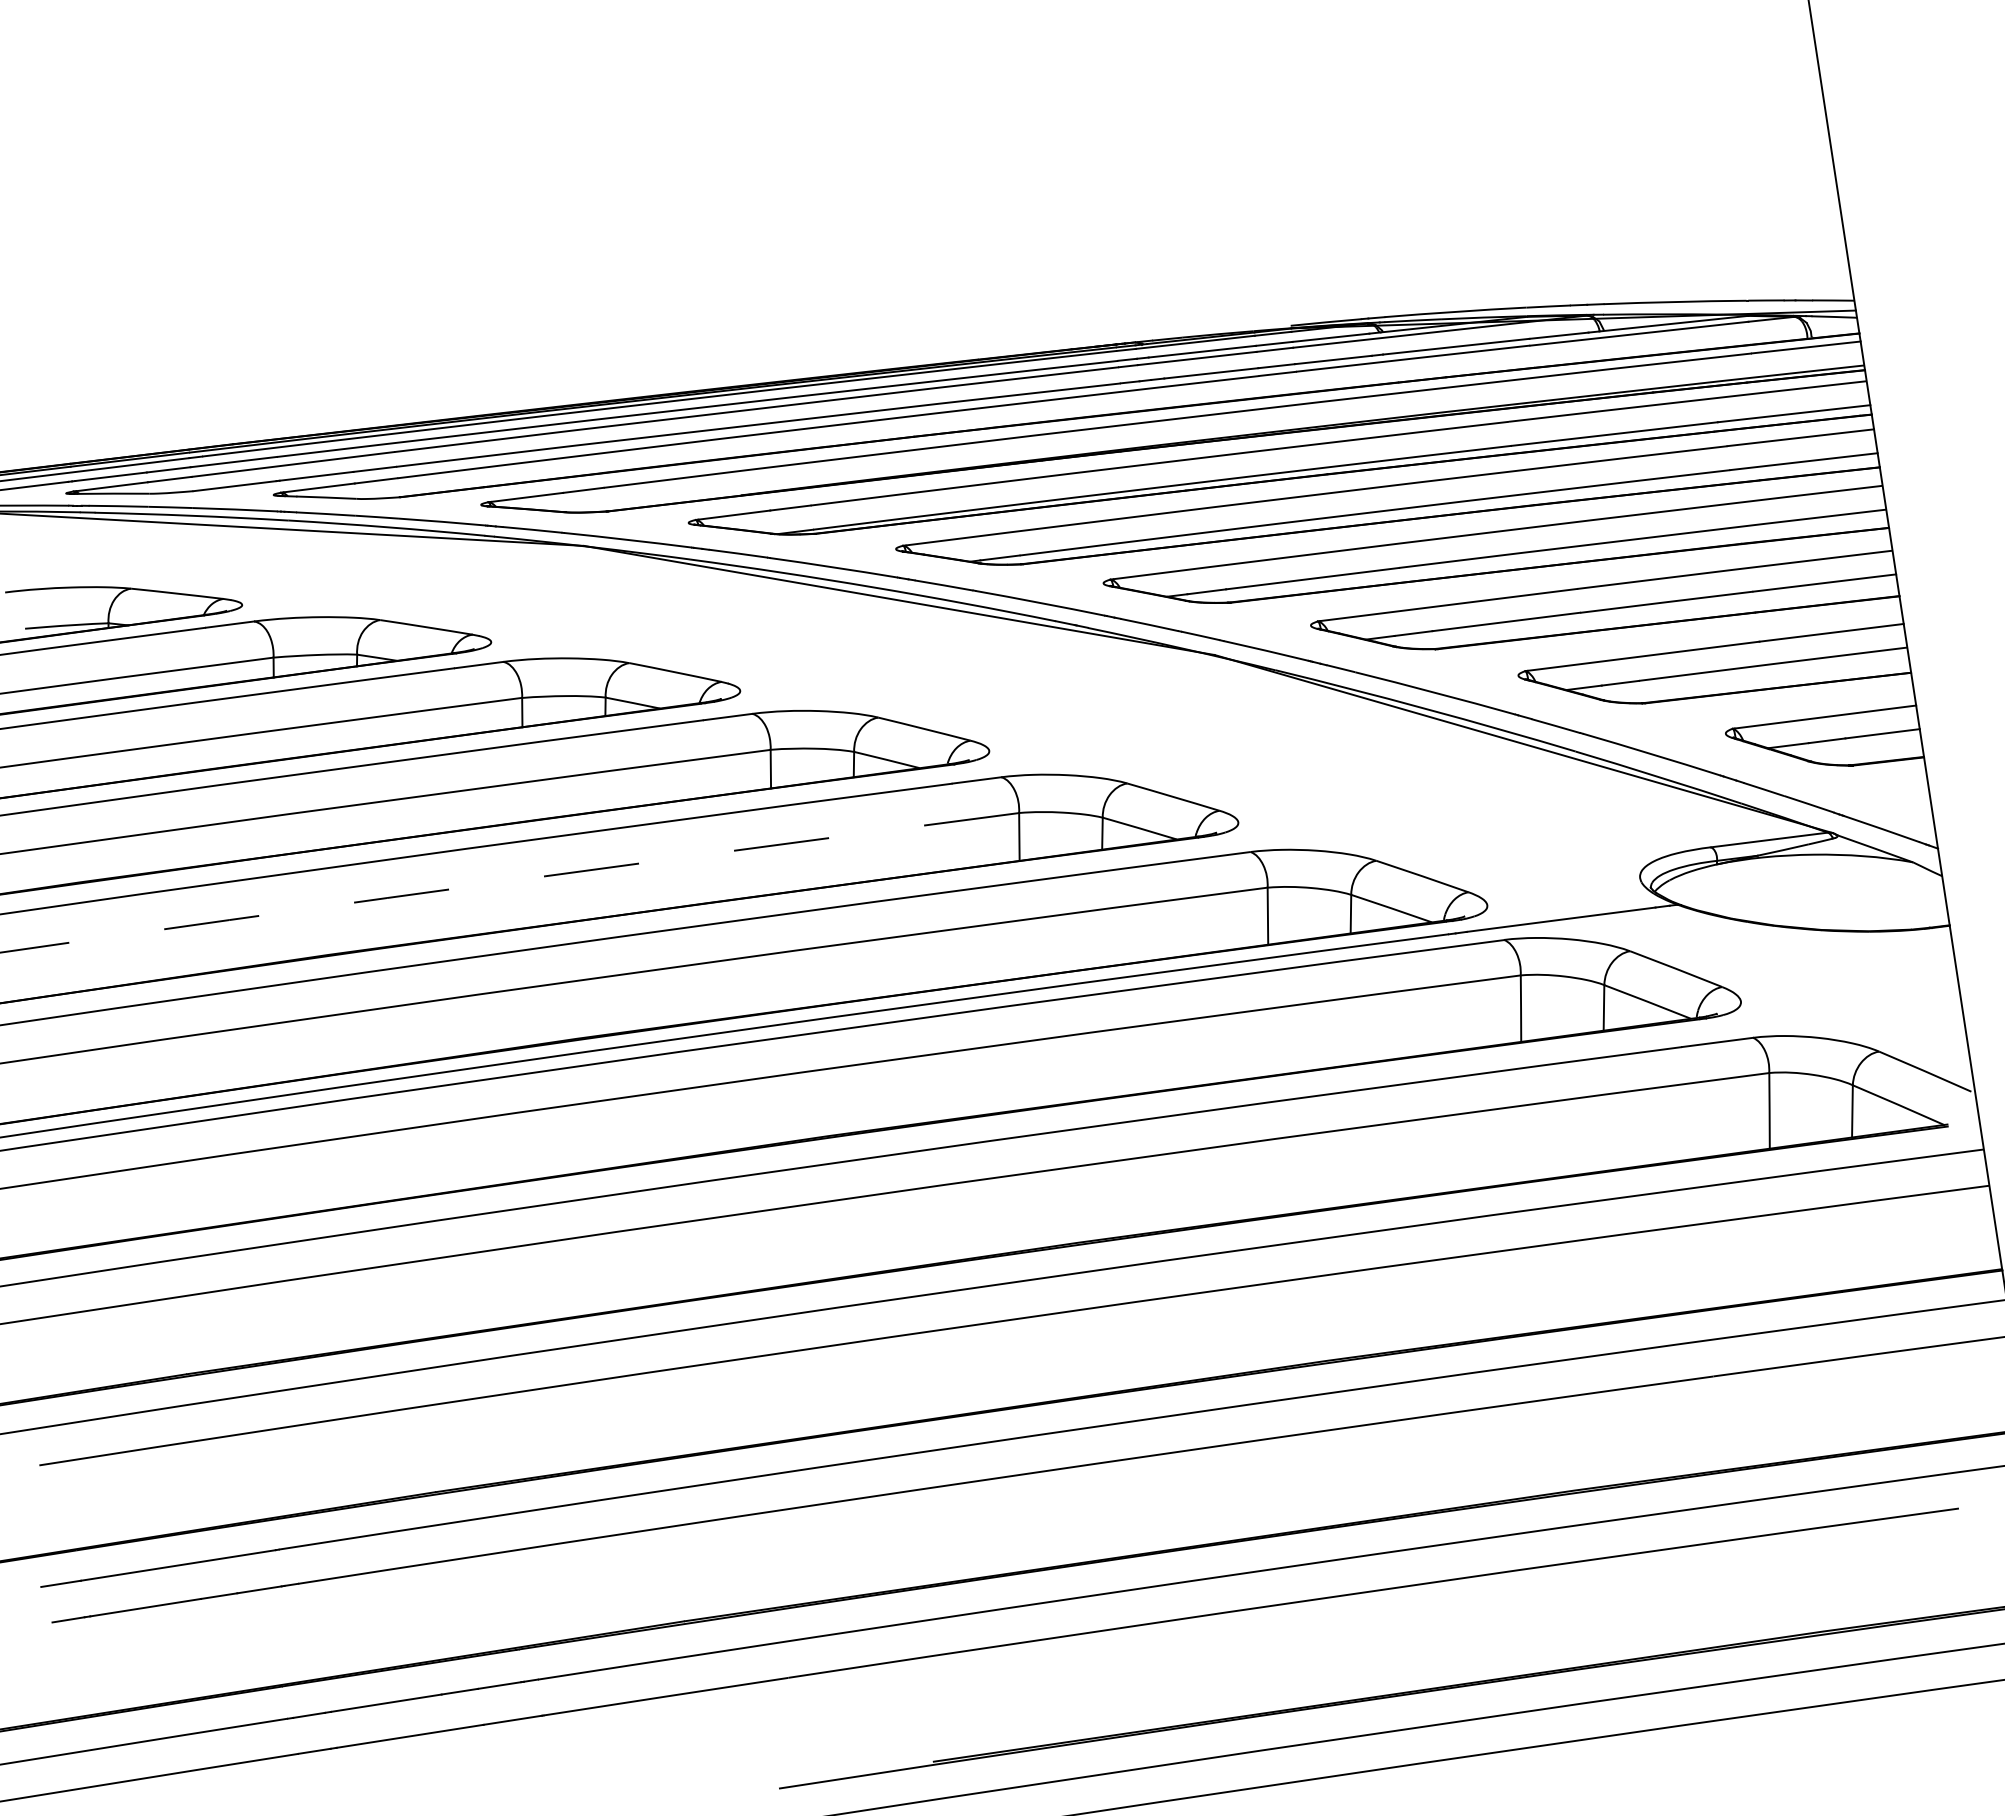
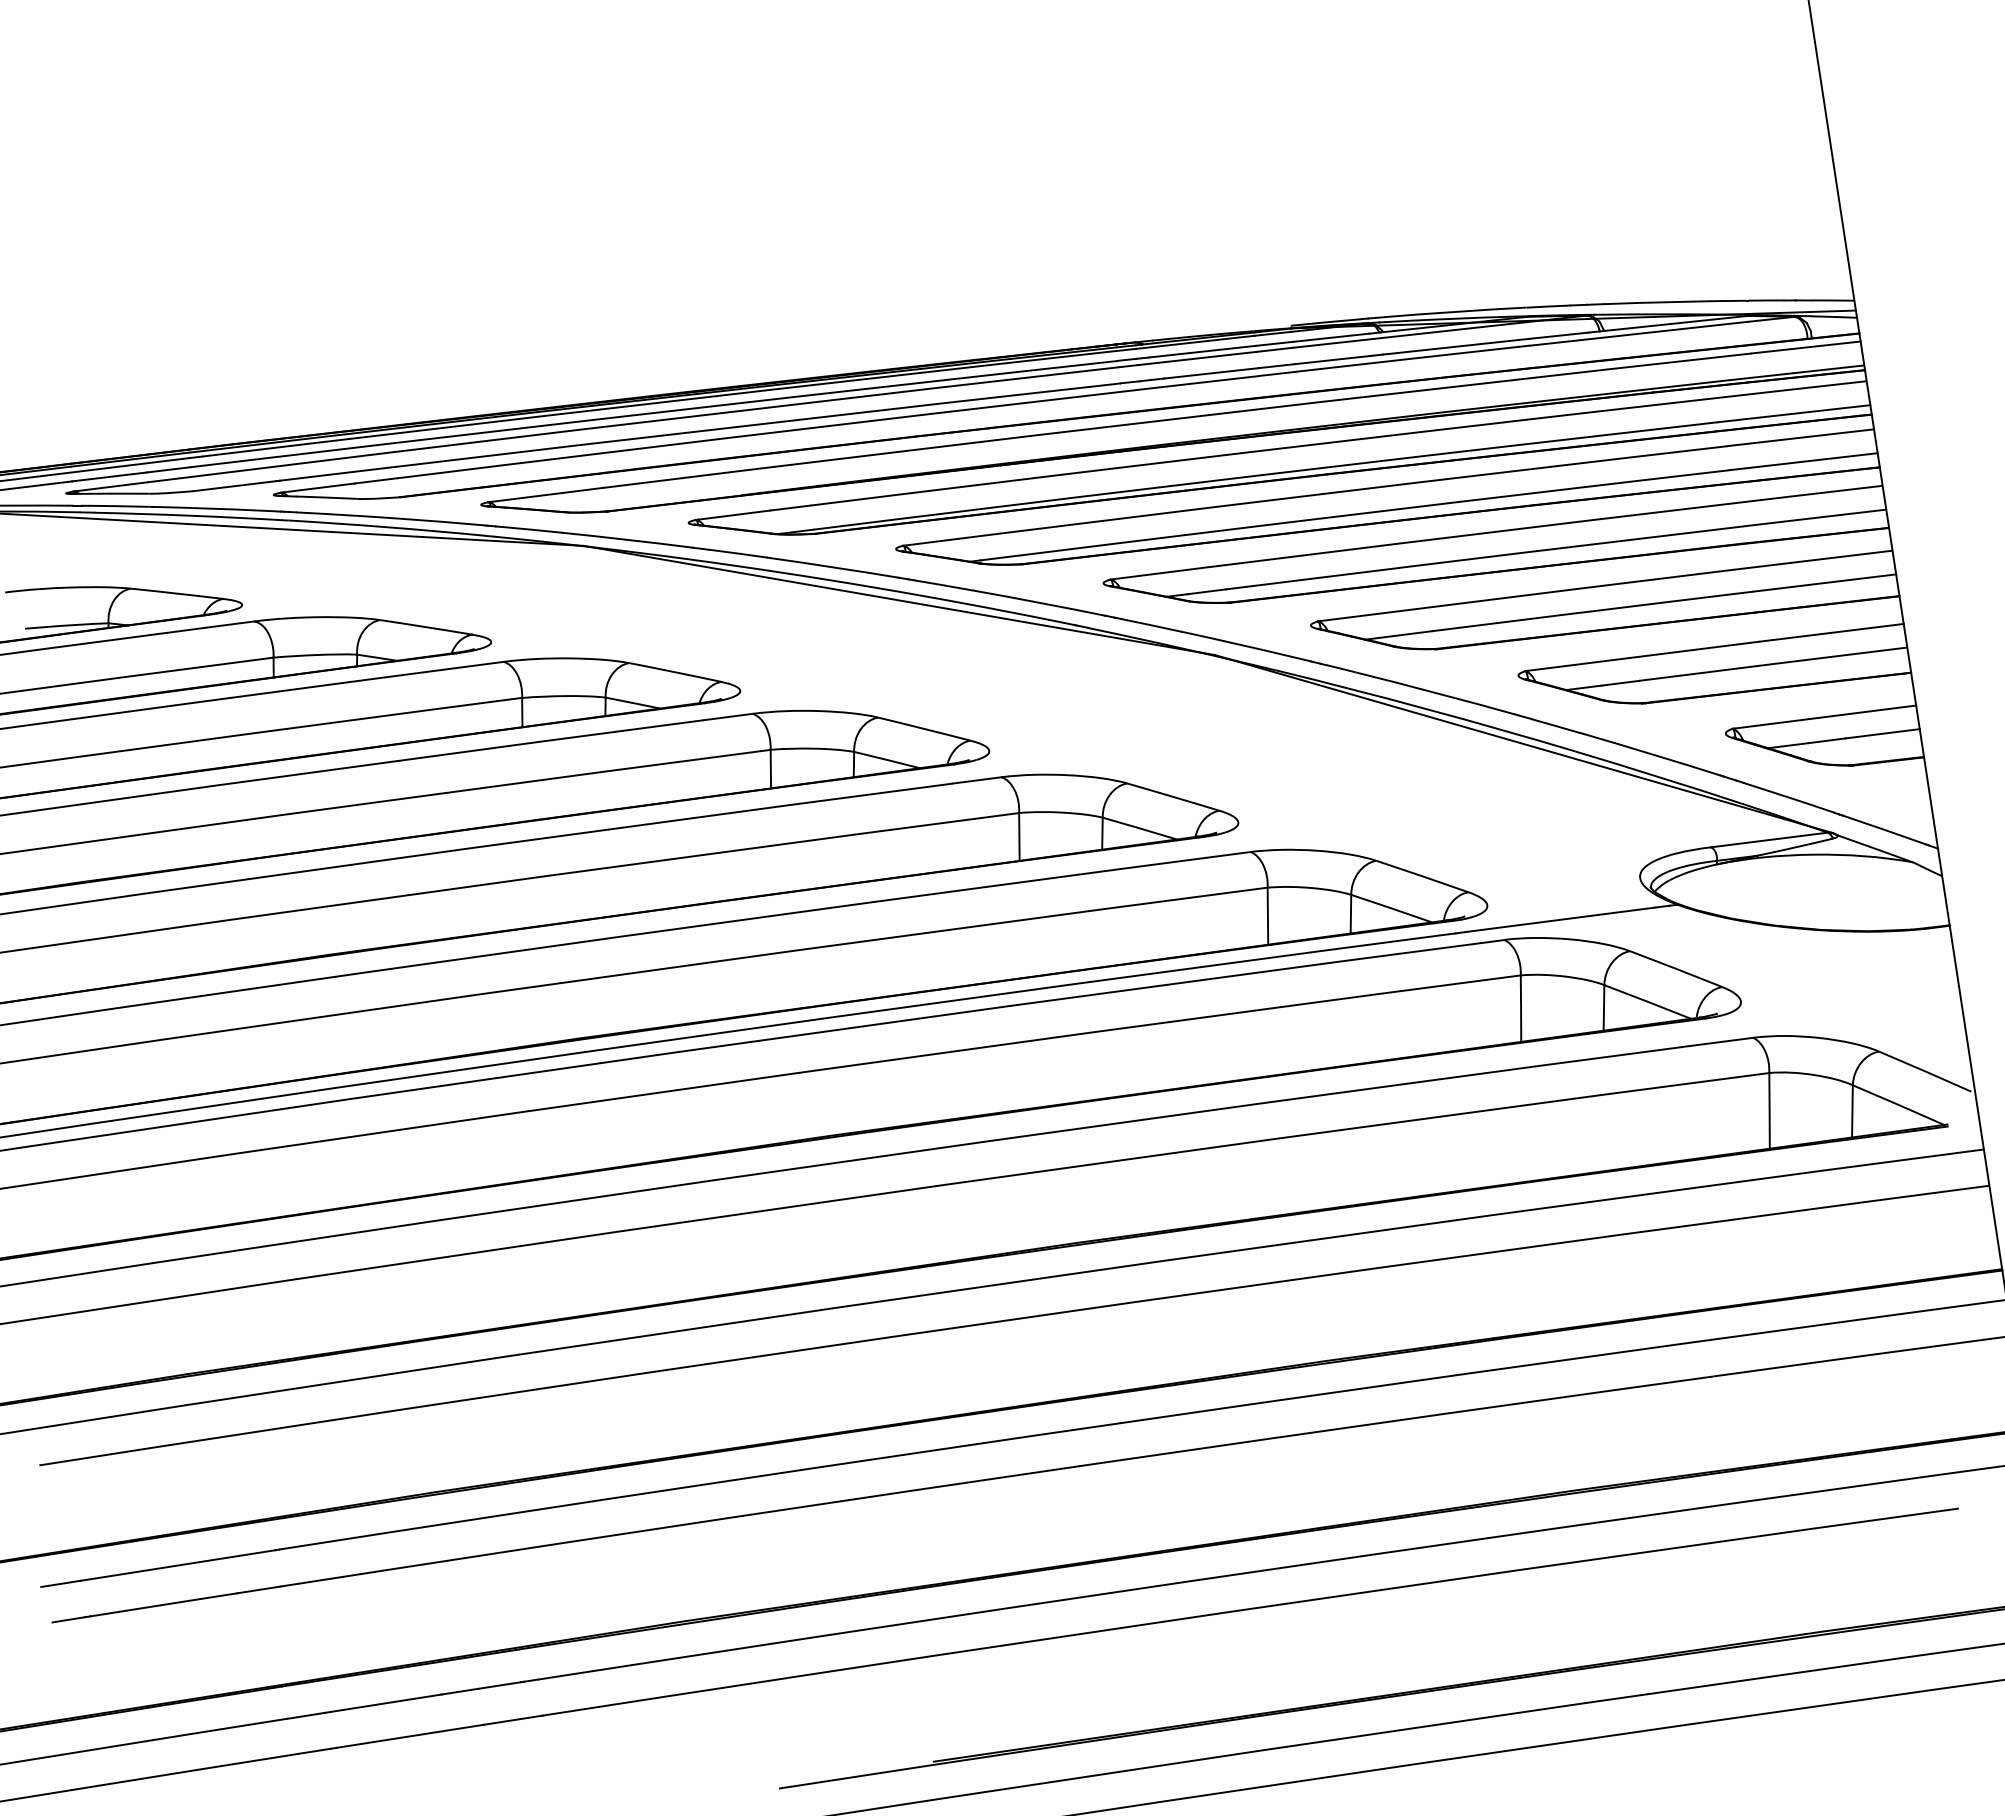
arc: dashed -> solid (509, 881)
